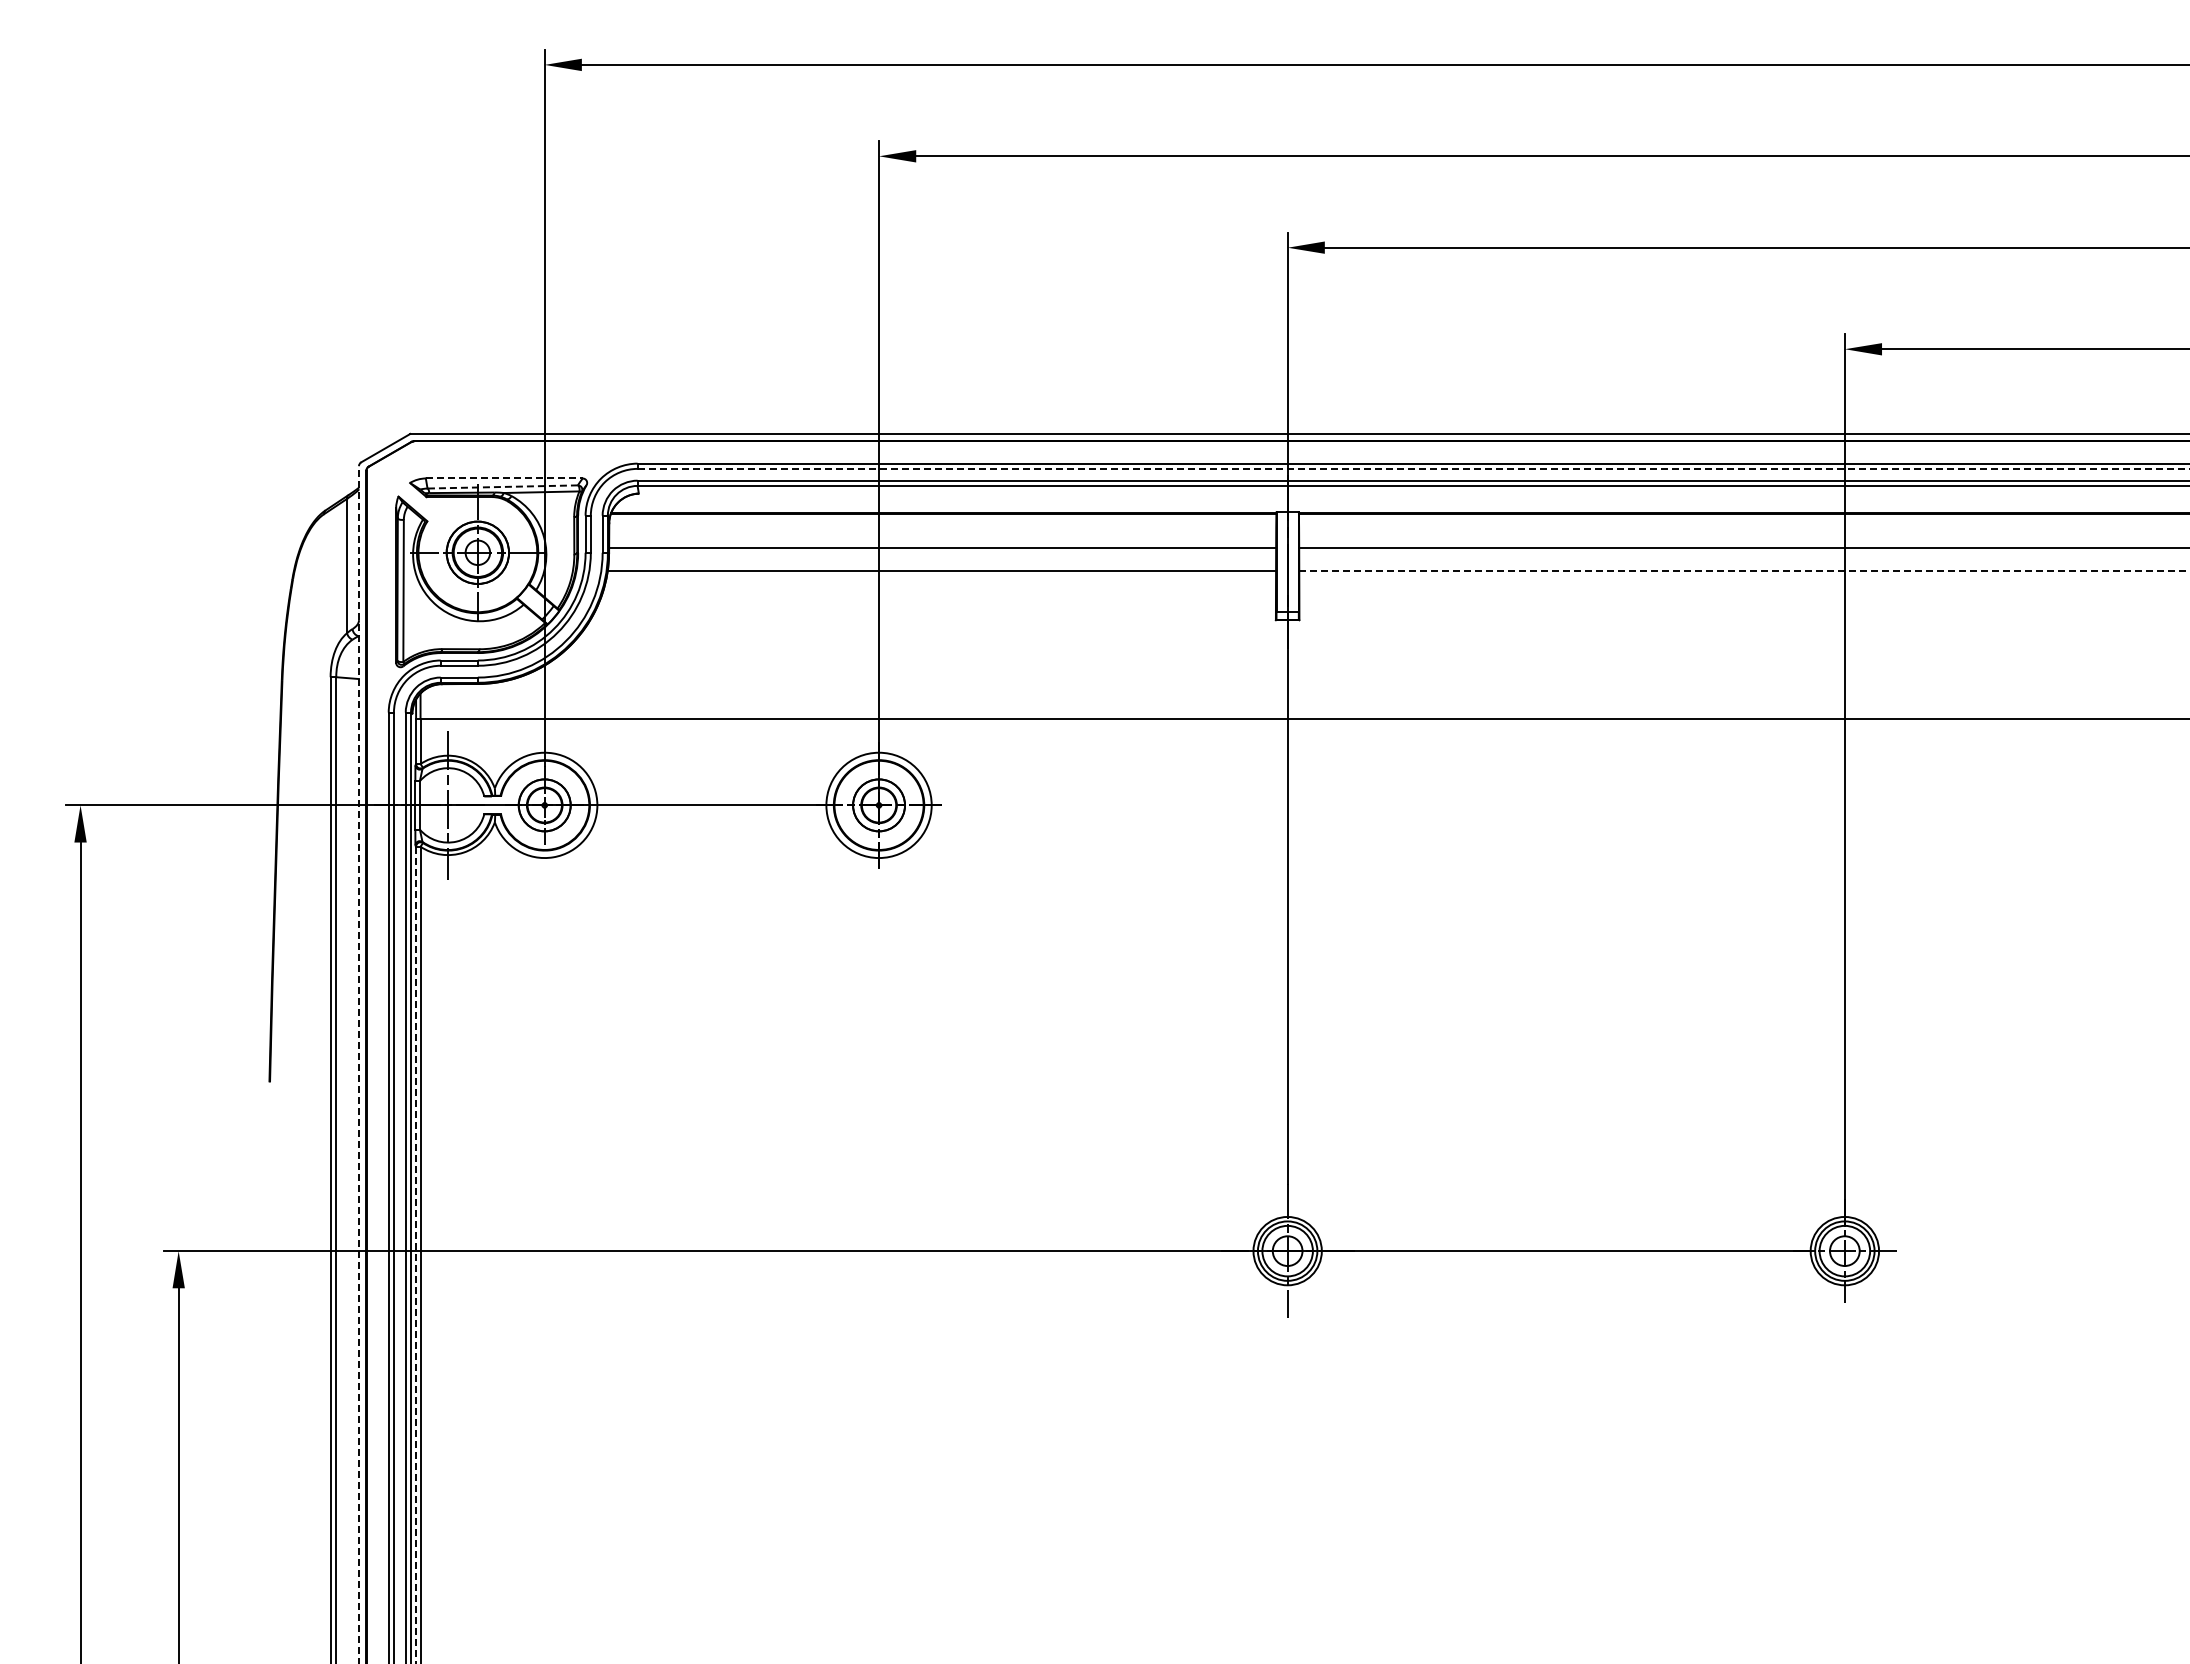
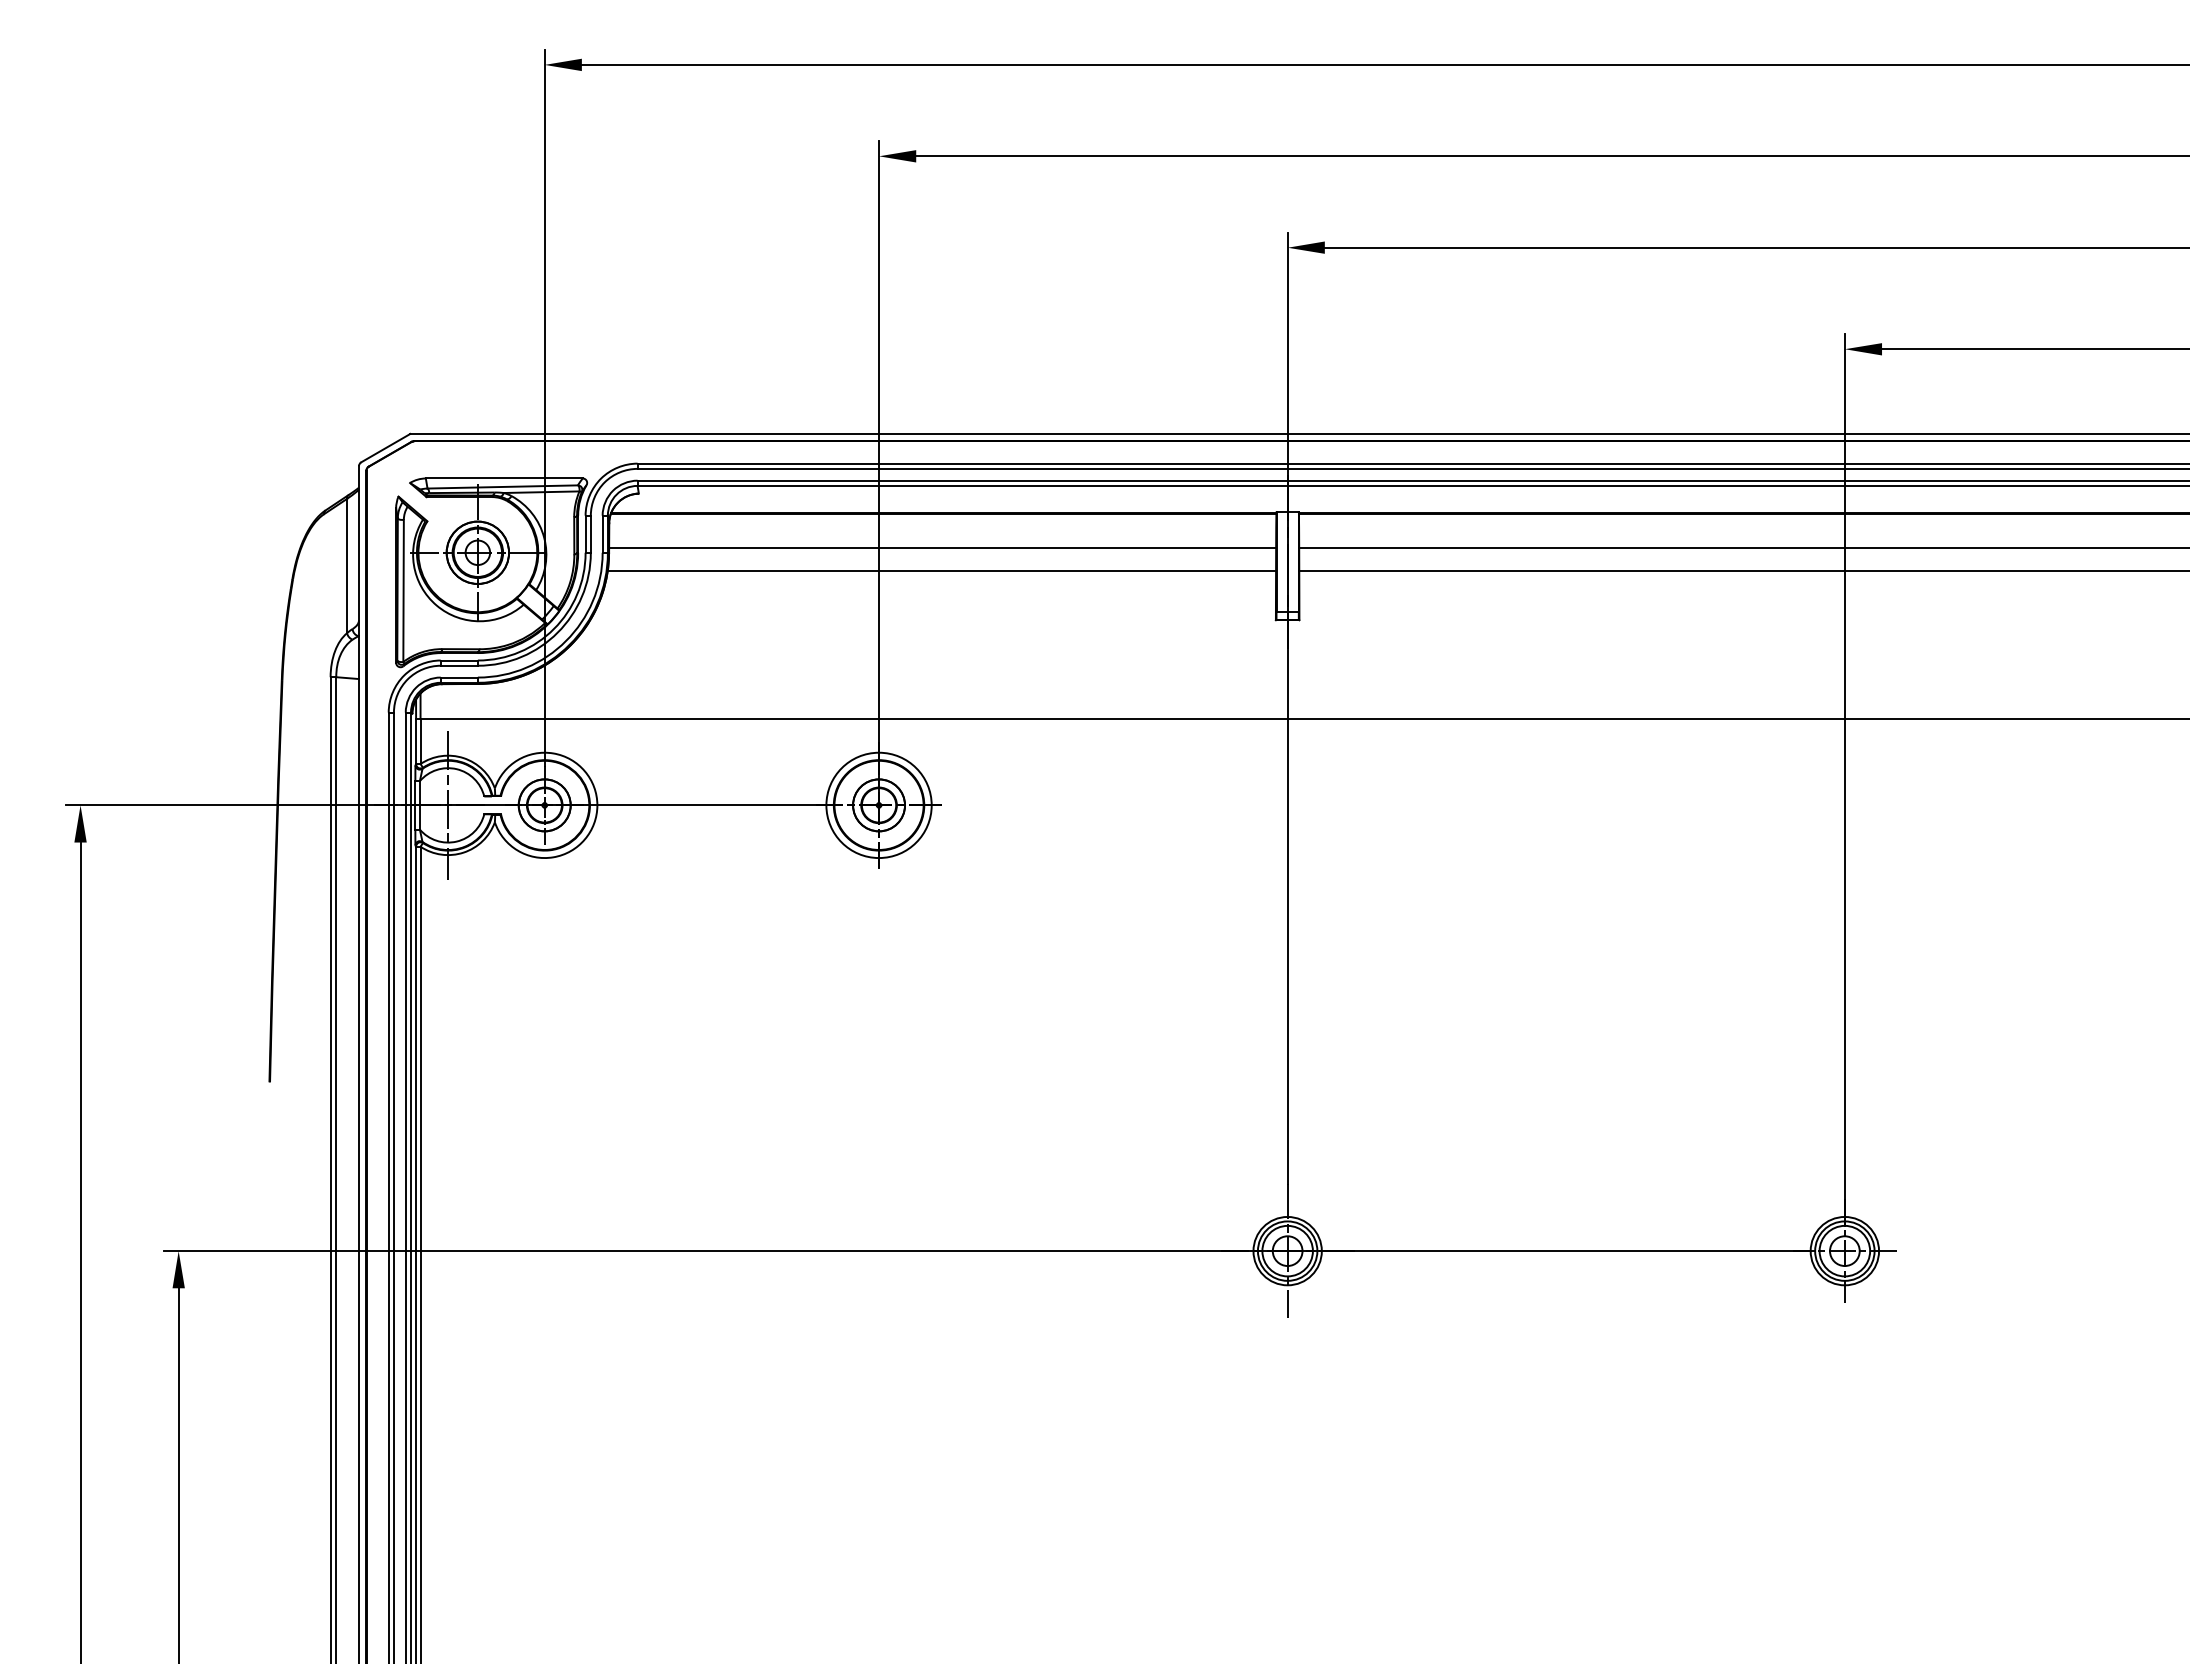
line: dashed -> solid (1413, 468)
line: dashed -> solid (504, 478)
line: dashed -> solid (502, 486)
line: dashed -> solid (1744, 570)
line: dashed -> solid (359, 1065)
line: dashed -> solid (416, 1255)
